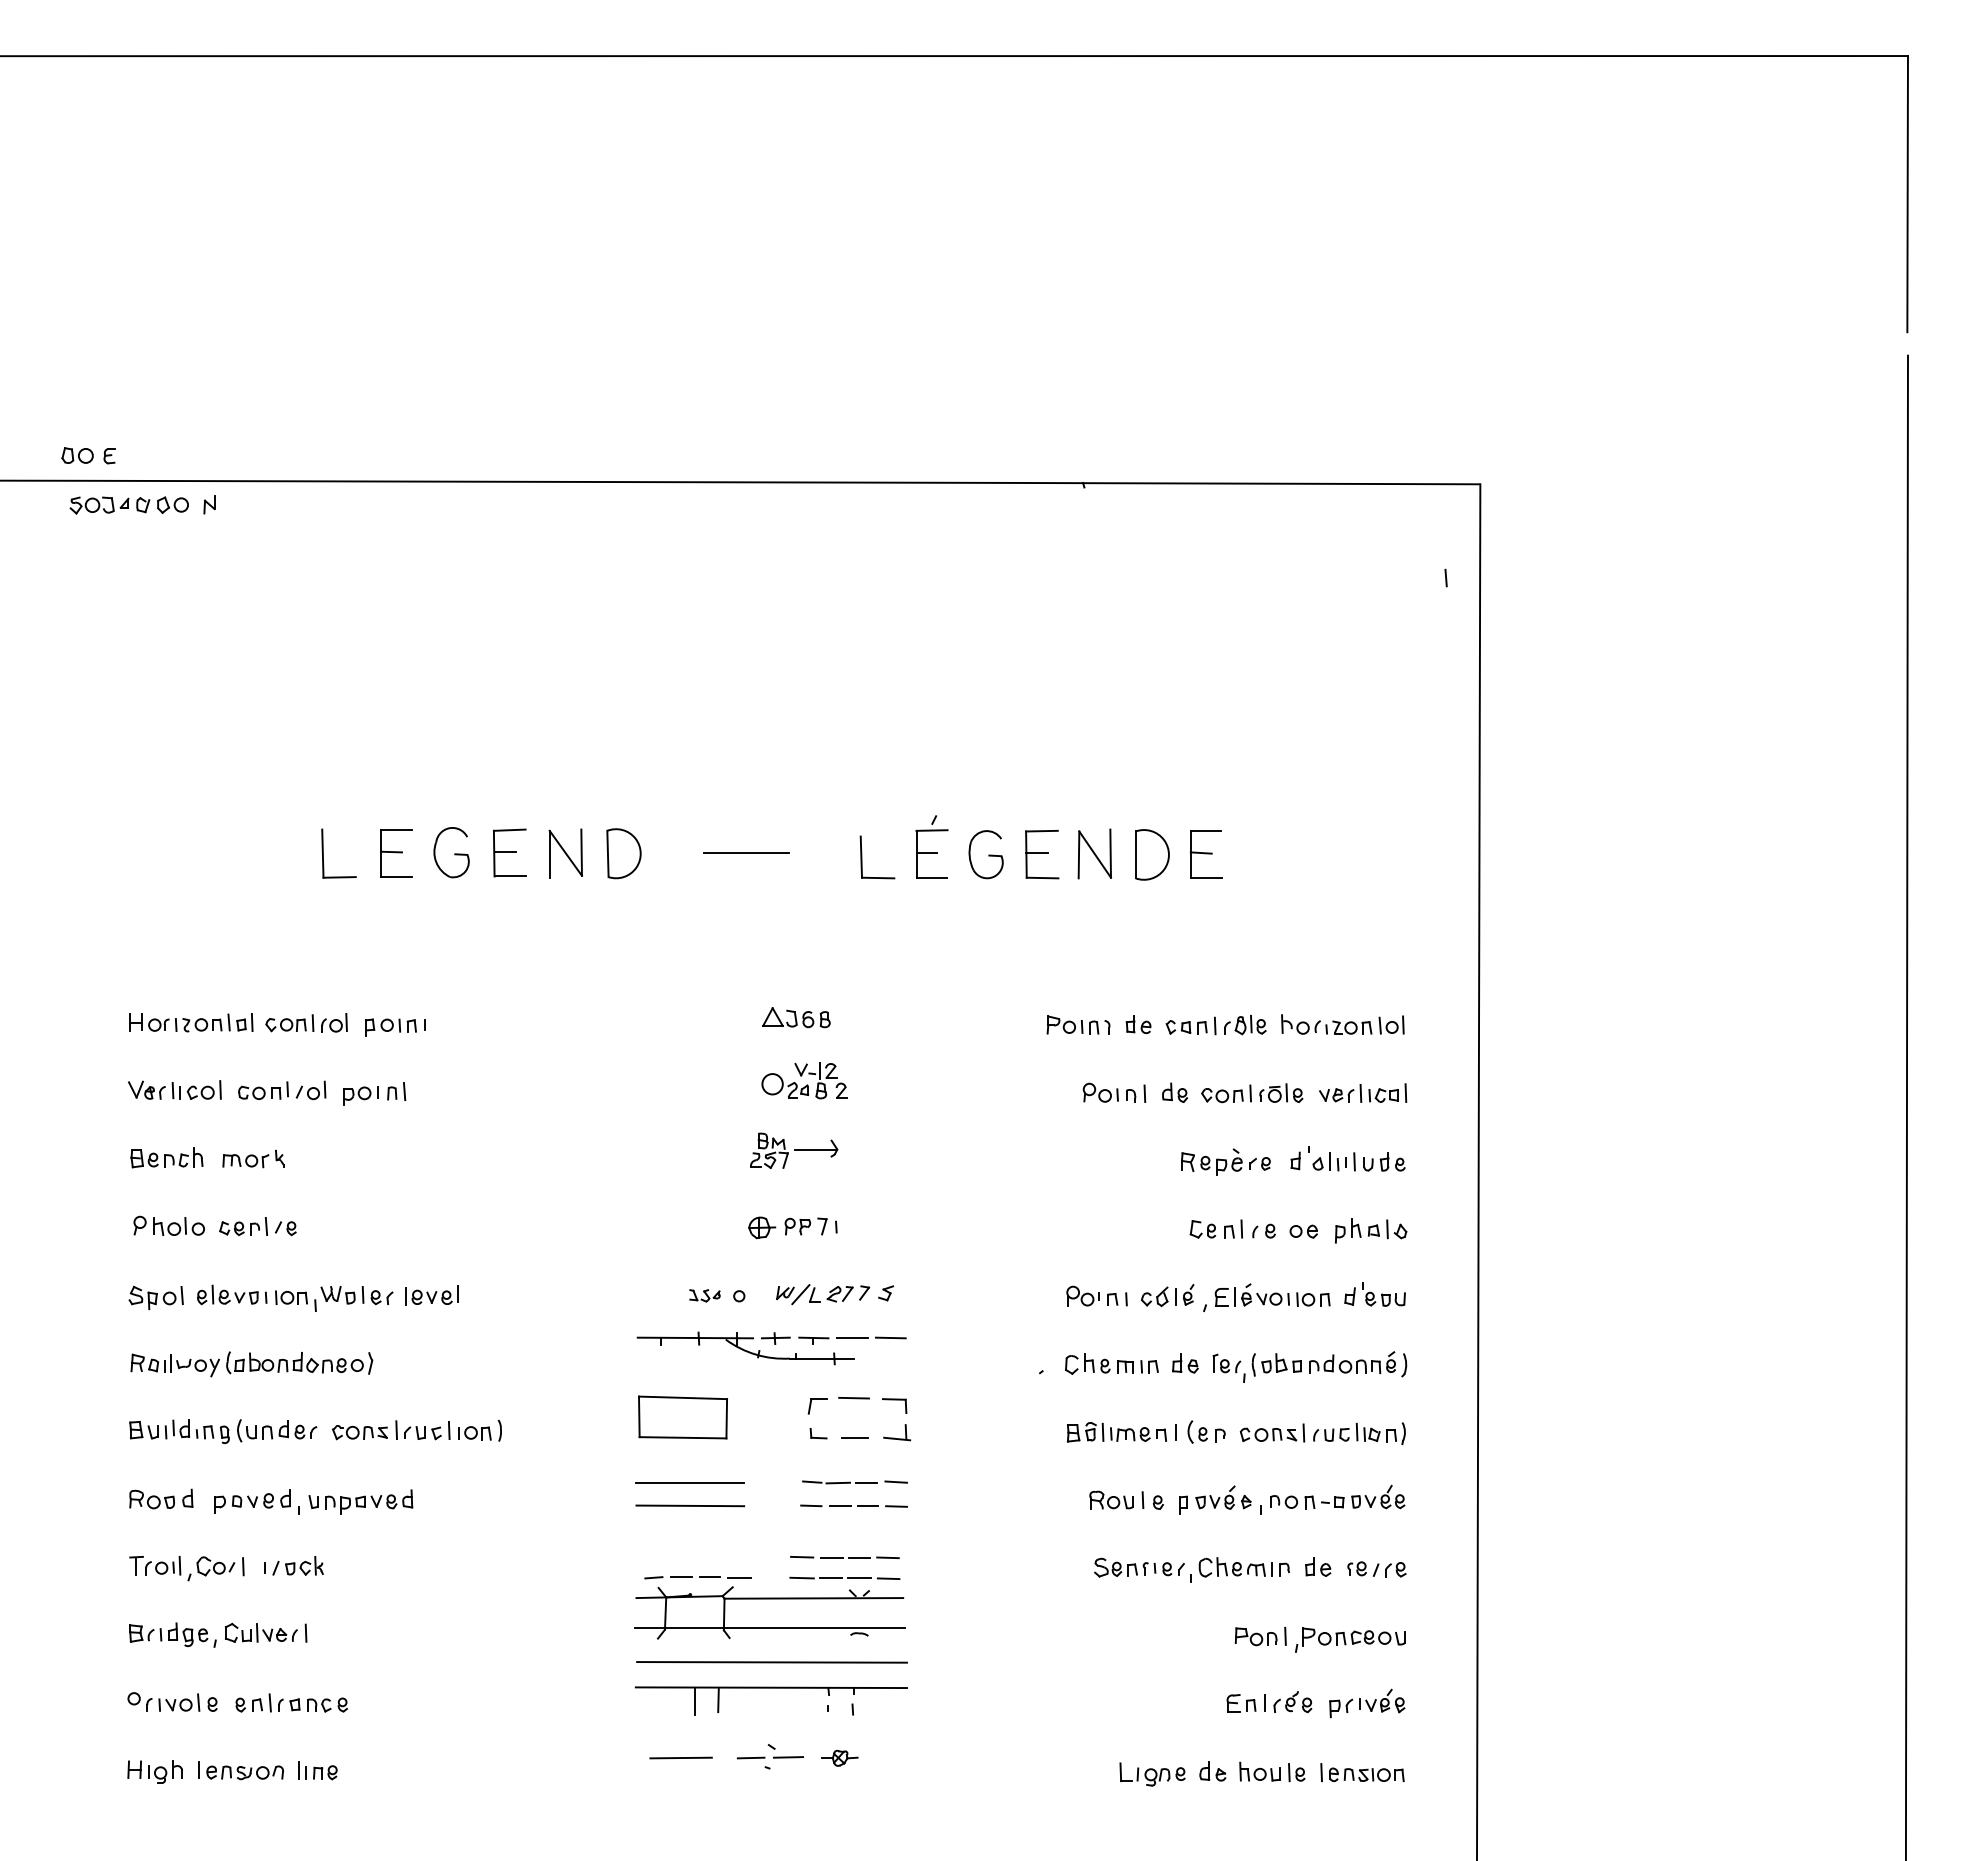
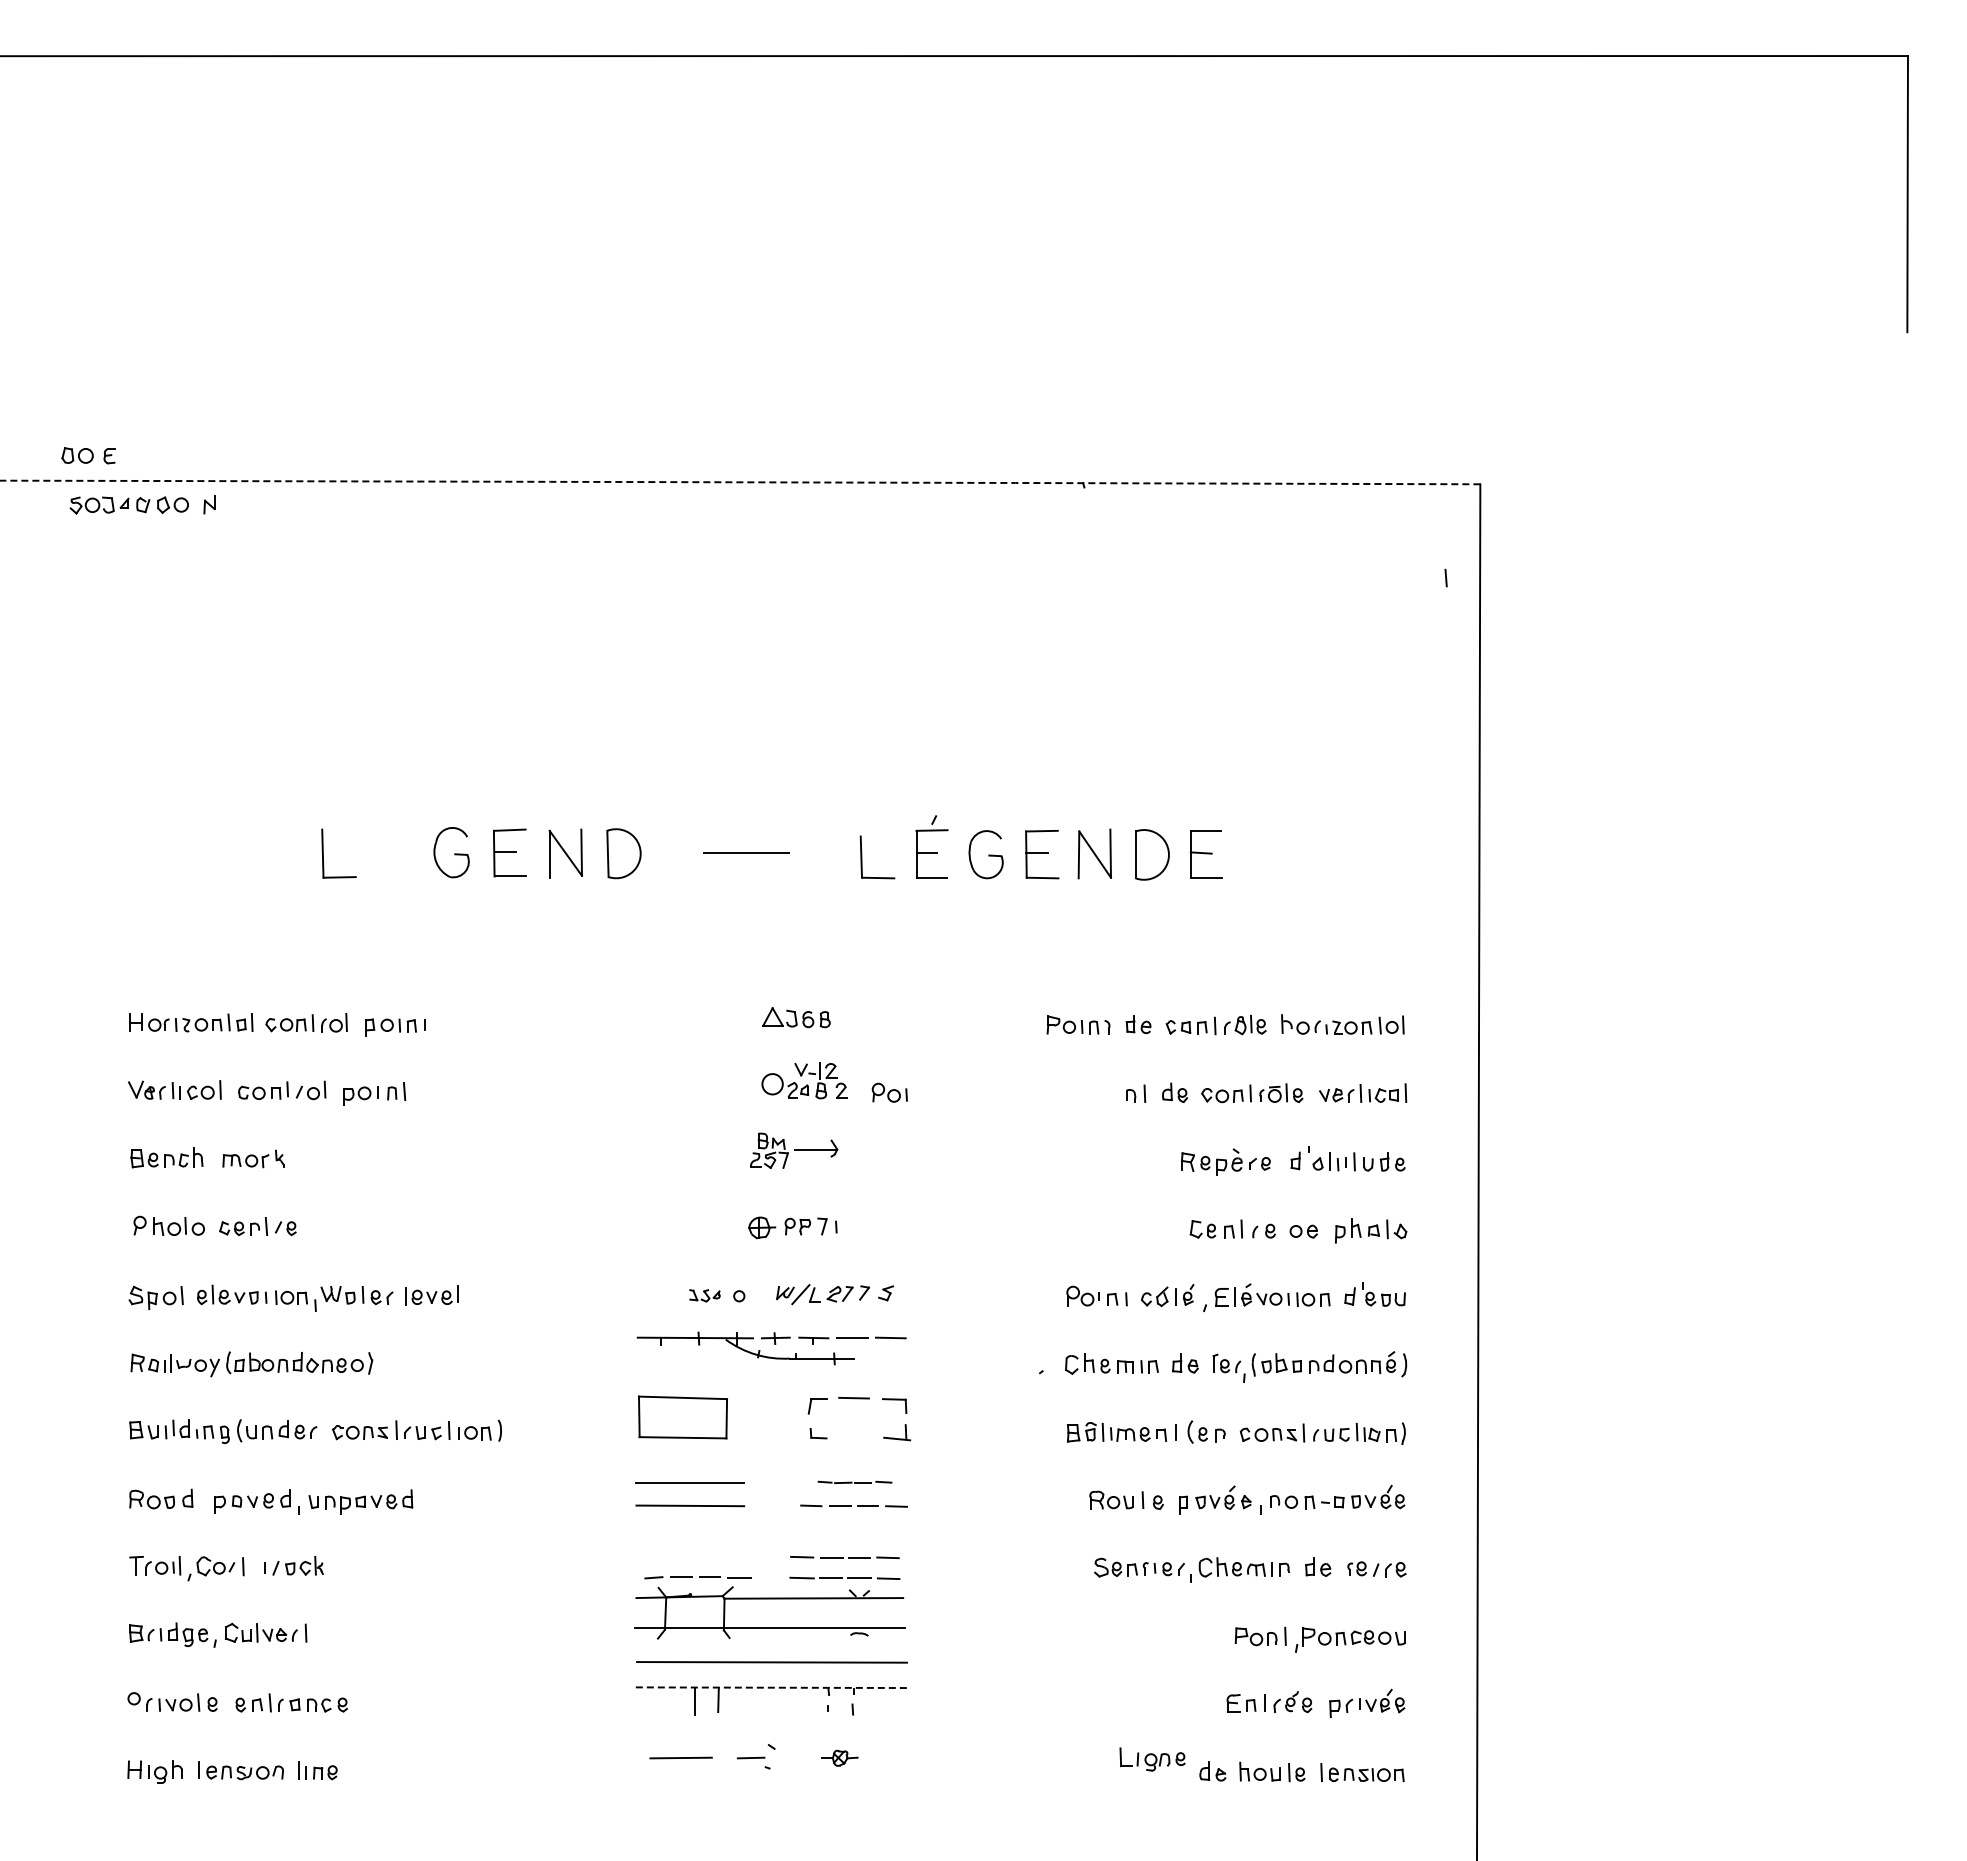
arc: solid -> dashed (740, 482)
part: present -> none (396, 853)
part position: (1100, 1092) -> (889, 1092) (889, 1092)
line: present -> none (1906, 1106)
line: present -> none (854, 1438)
part size: 106x5 px -> 76x4 px (854, 1481)
line: solid -> dashed (771, 1687)
line: present -> none (788, 1757)
part position: (1152, 1774) -> (1152, 1759) (1152, 1759)
